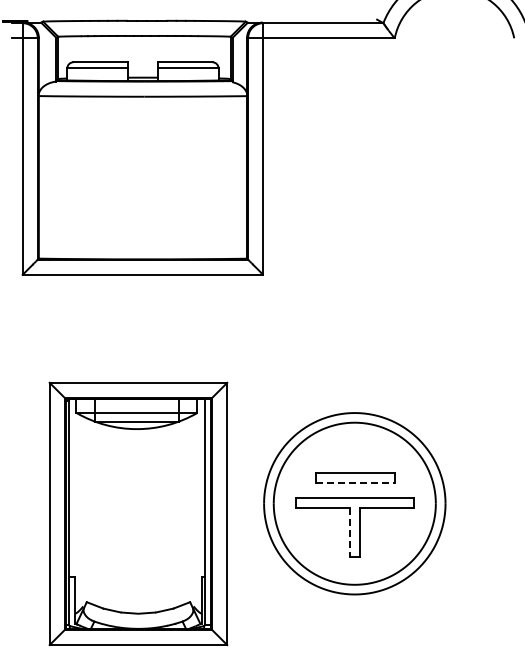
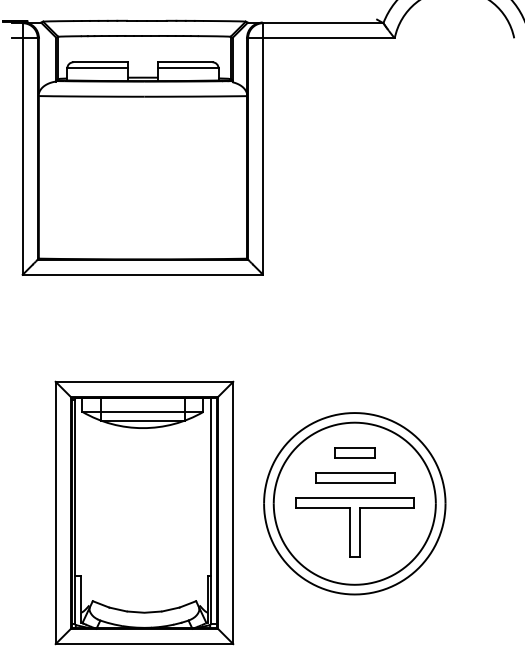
part: none -> present (354, 452)
line: dashed -> solid (355, 483)
part position: (138, 513) -> (144, 512) (144, 512)
line: dashed -> solid (349, 533)
